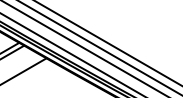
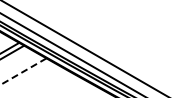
line: present -> none (107, 43)
line: present -> none (99, 48)
line: solid -> dashed (23, 71)
